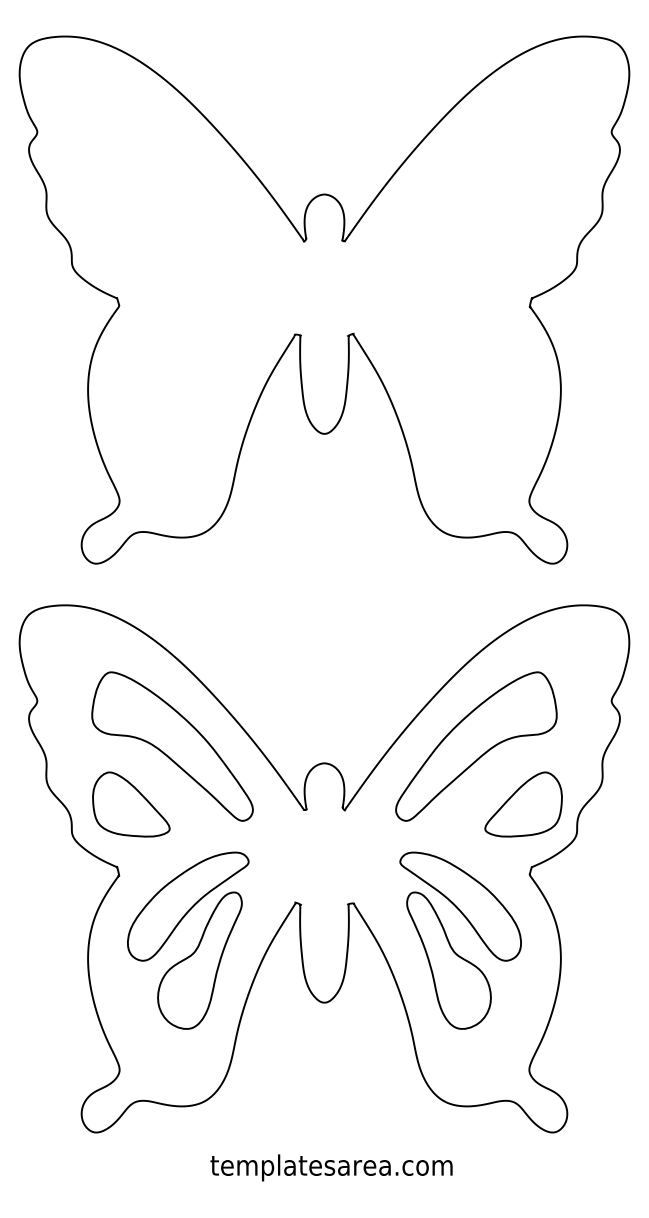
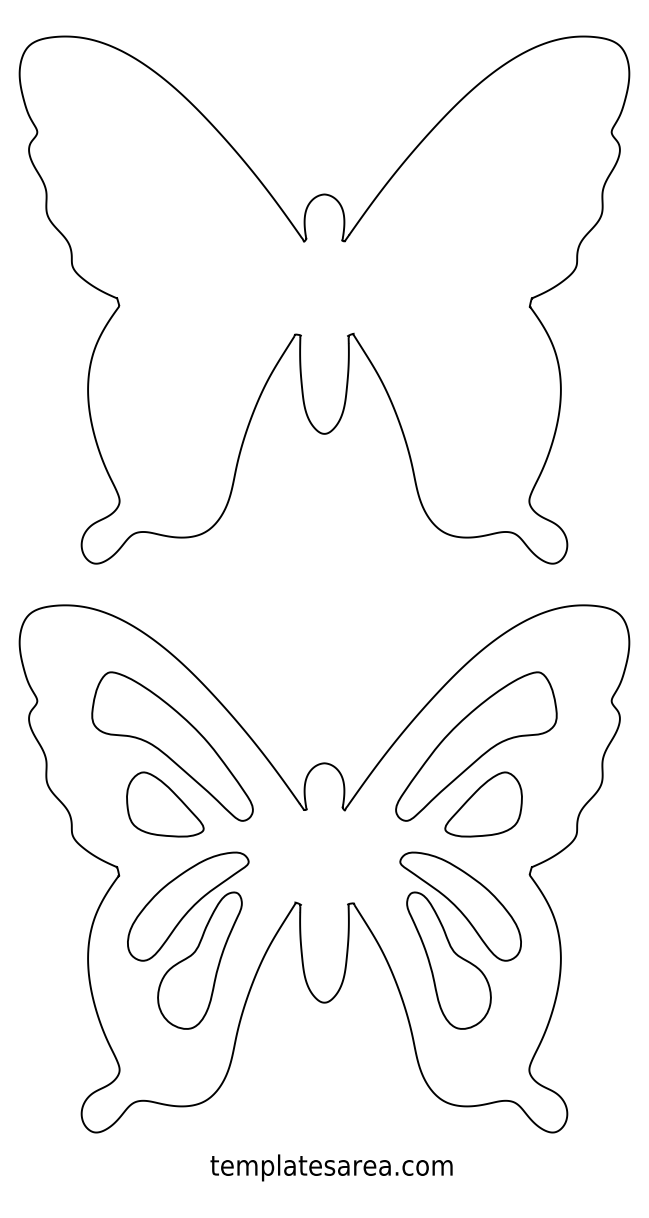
part position: (131, 804) -> (165, 804) (165, 804)
part position: (523, 804) -> (483, 804) (483, 804)
